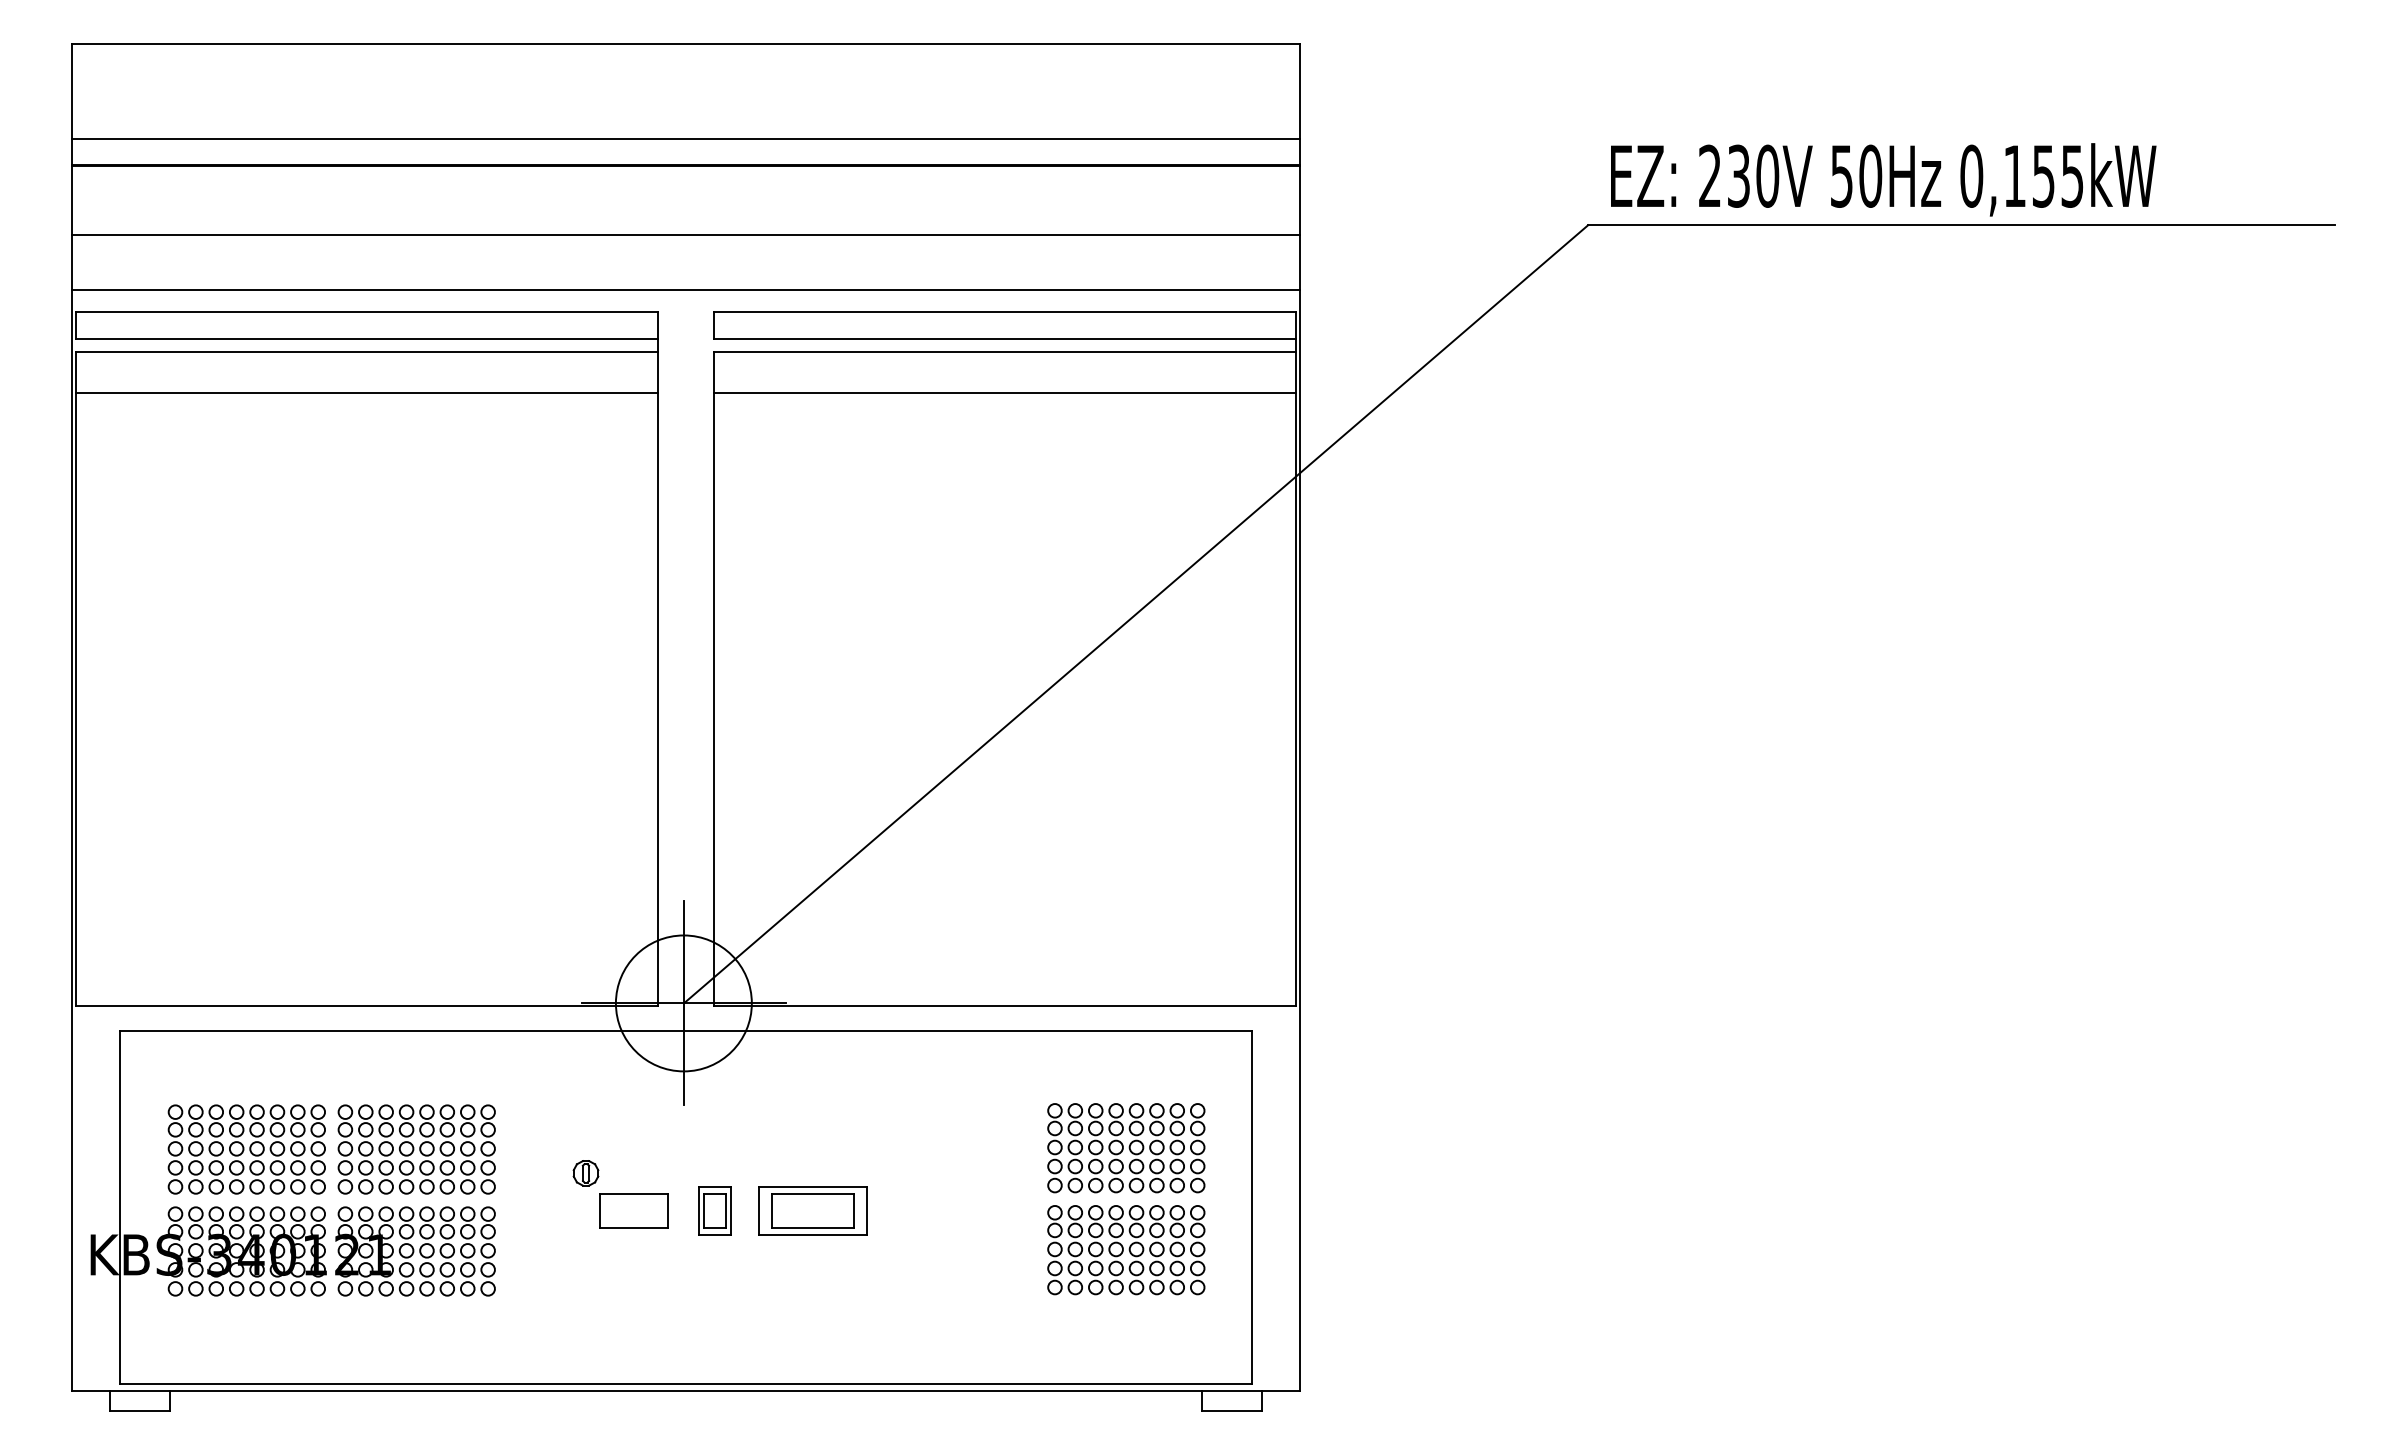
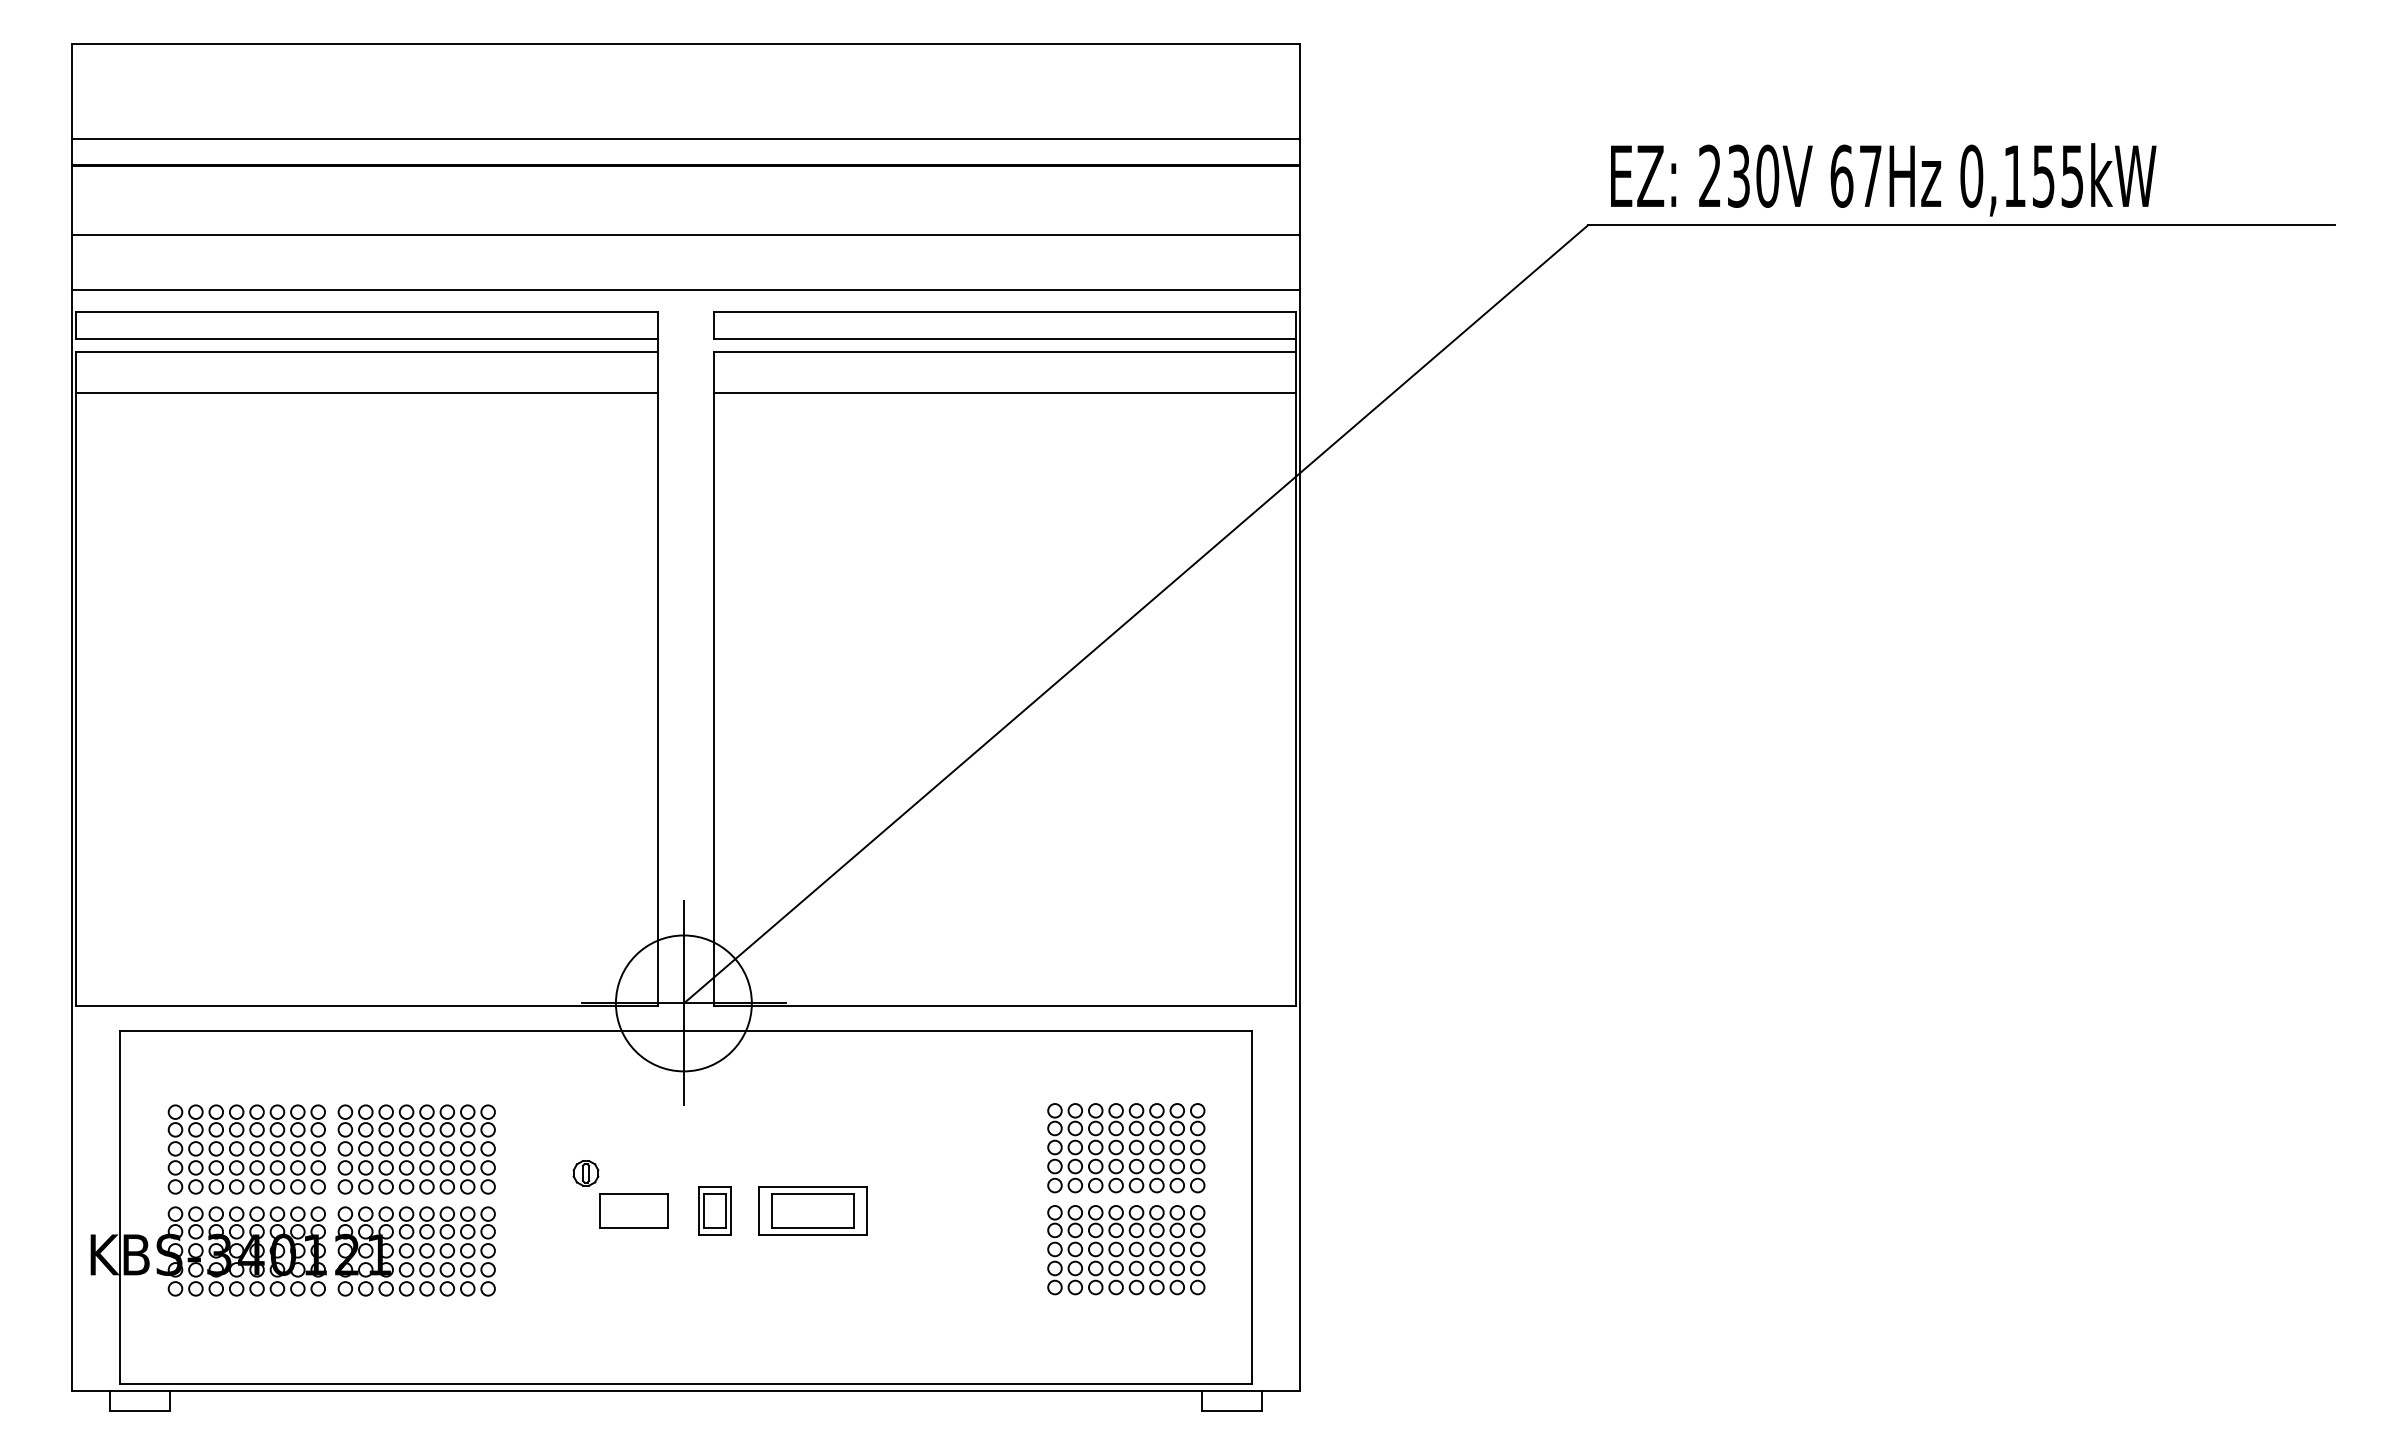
text: 50Hz -> 67Hz (1856, 175)
